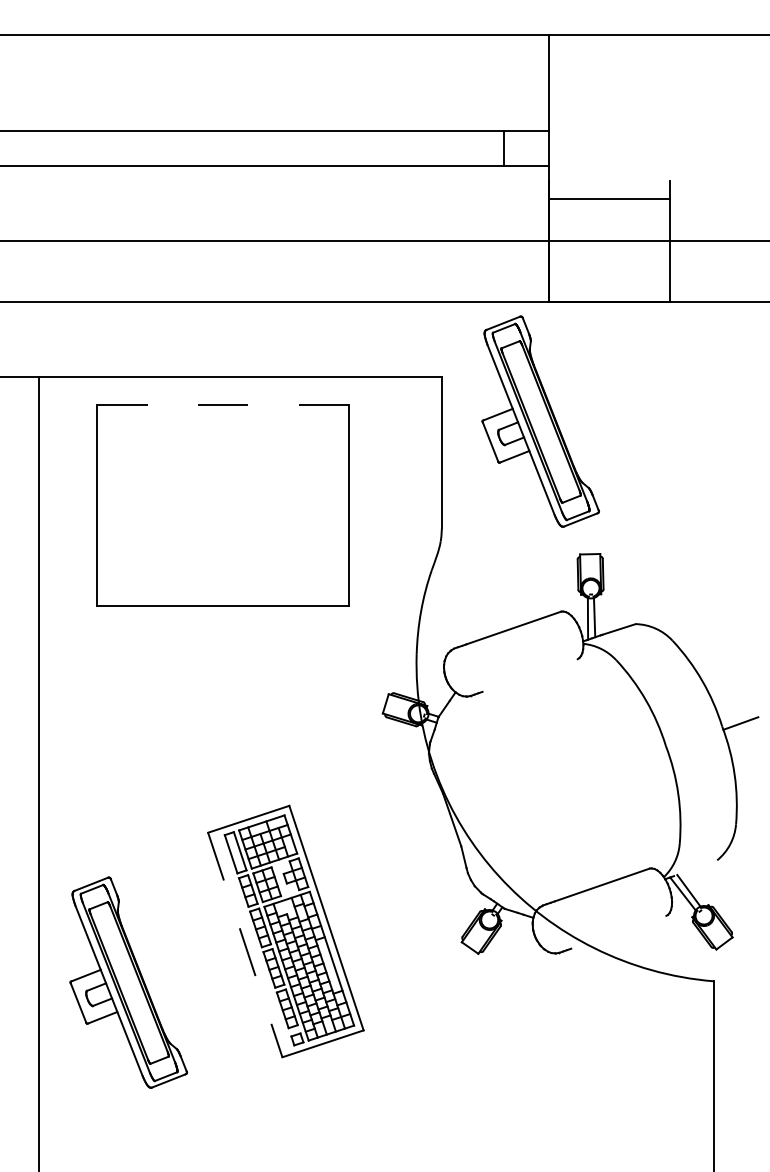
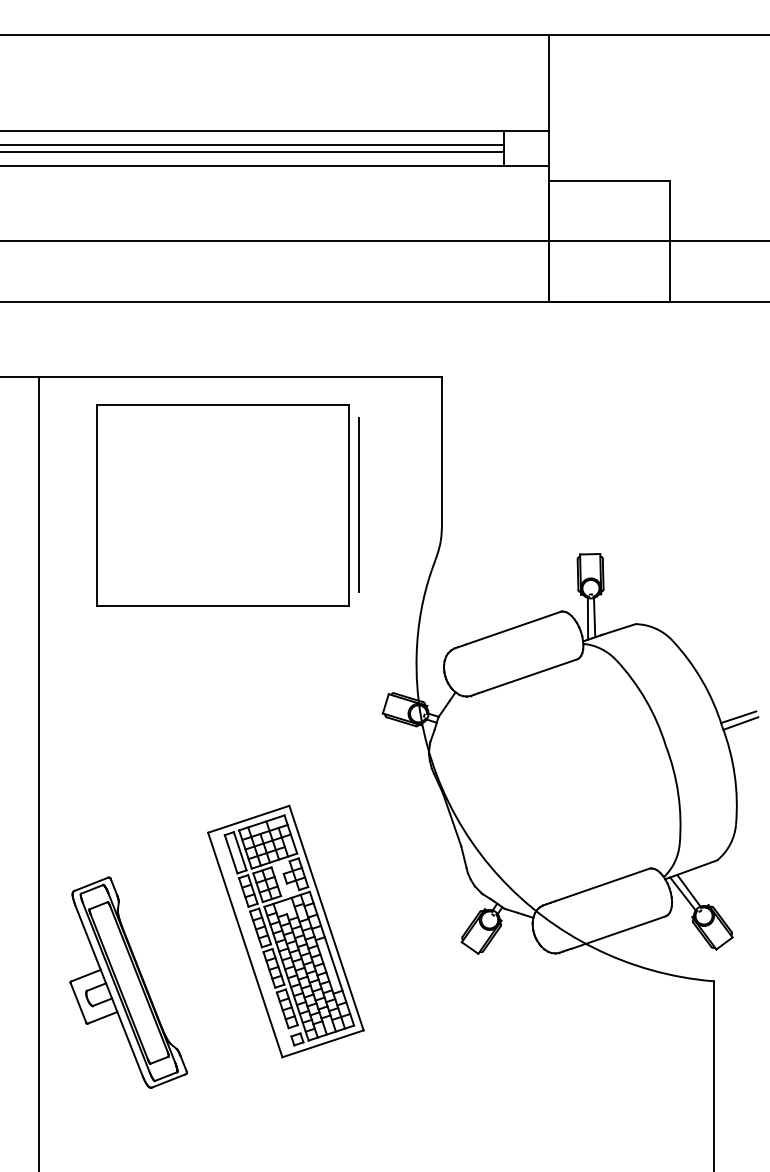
line: none -> present (252, 145)
line: none -> present (252, 151)
line position: (609, 199) -> (609, 181) (609, 181)
line: dashed -> solid (223, 404)
part: present -> none (540, 421)
line: none -> present (358, 504)
line: none -> present (529, 675)
line: none -> present (738, 717)
line: none -> present (695, 868)
line: none -> present (618, 932)
line: dashed -> solid (245, 945)
